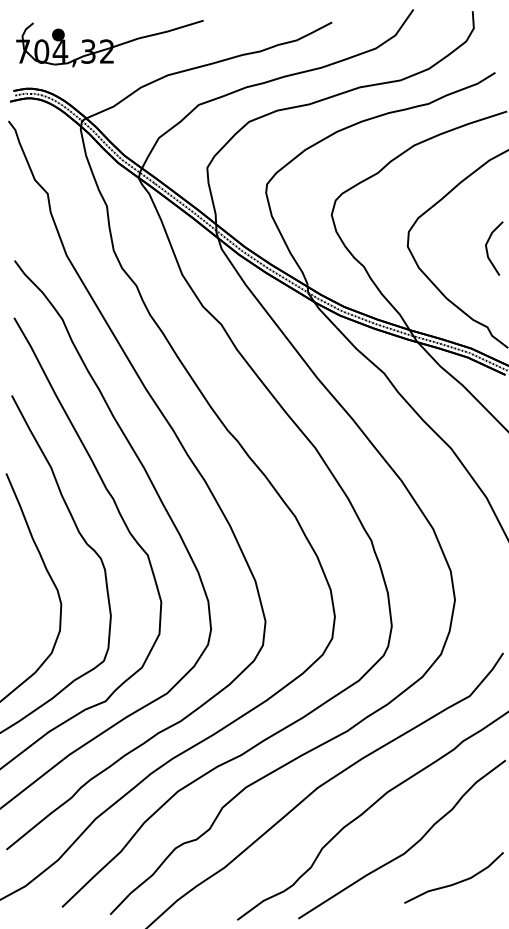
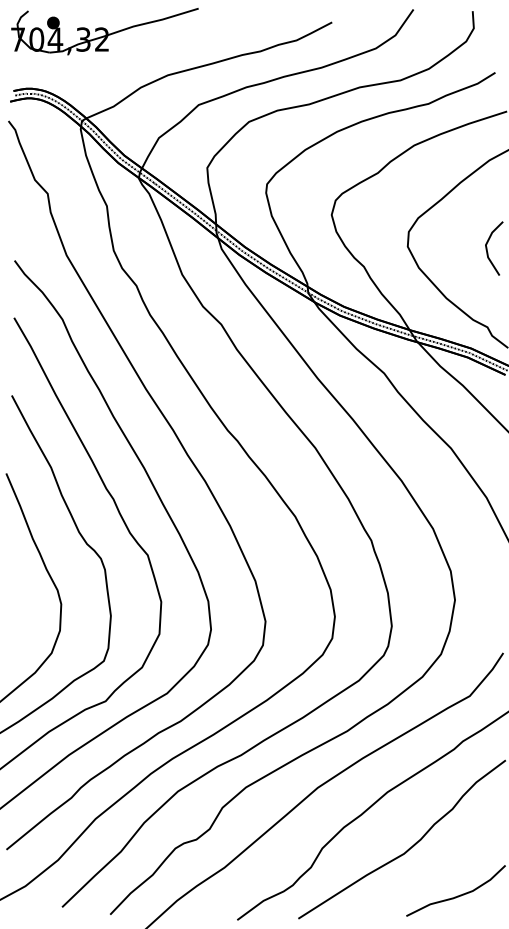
part position: (109, 43) -> (104, 31) (104, 31)
curve position: (455, 882) -> (457, 895) (457, 895)
